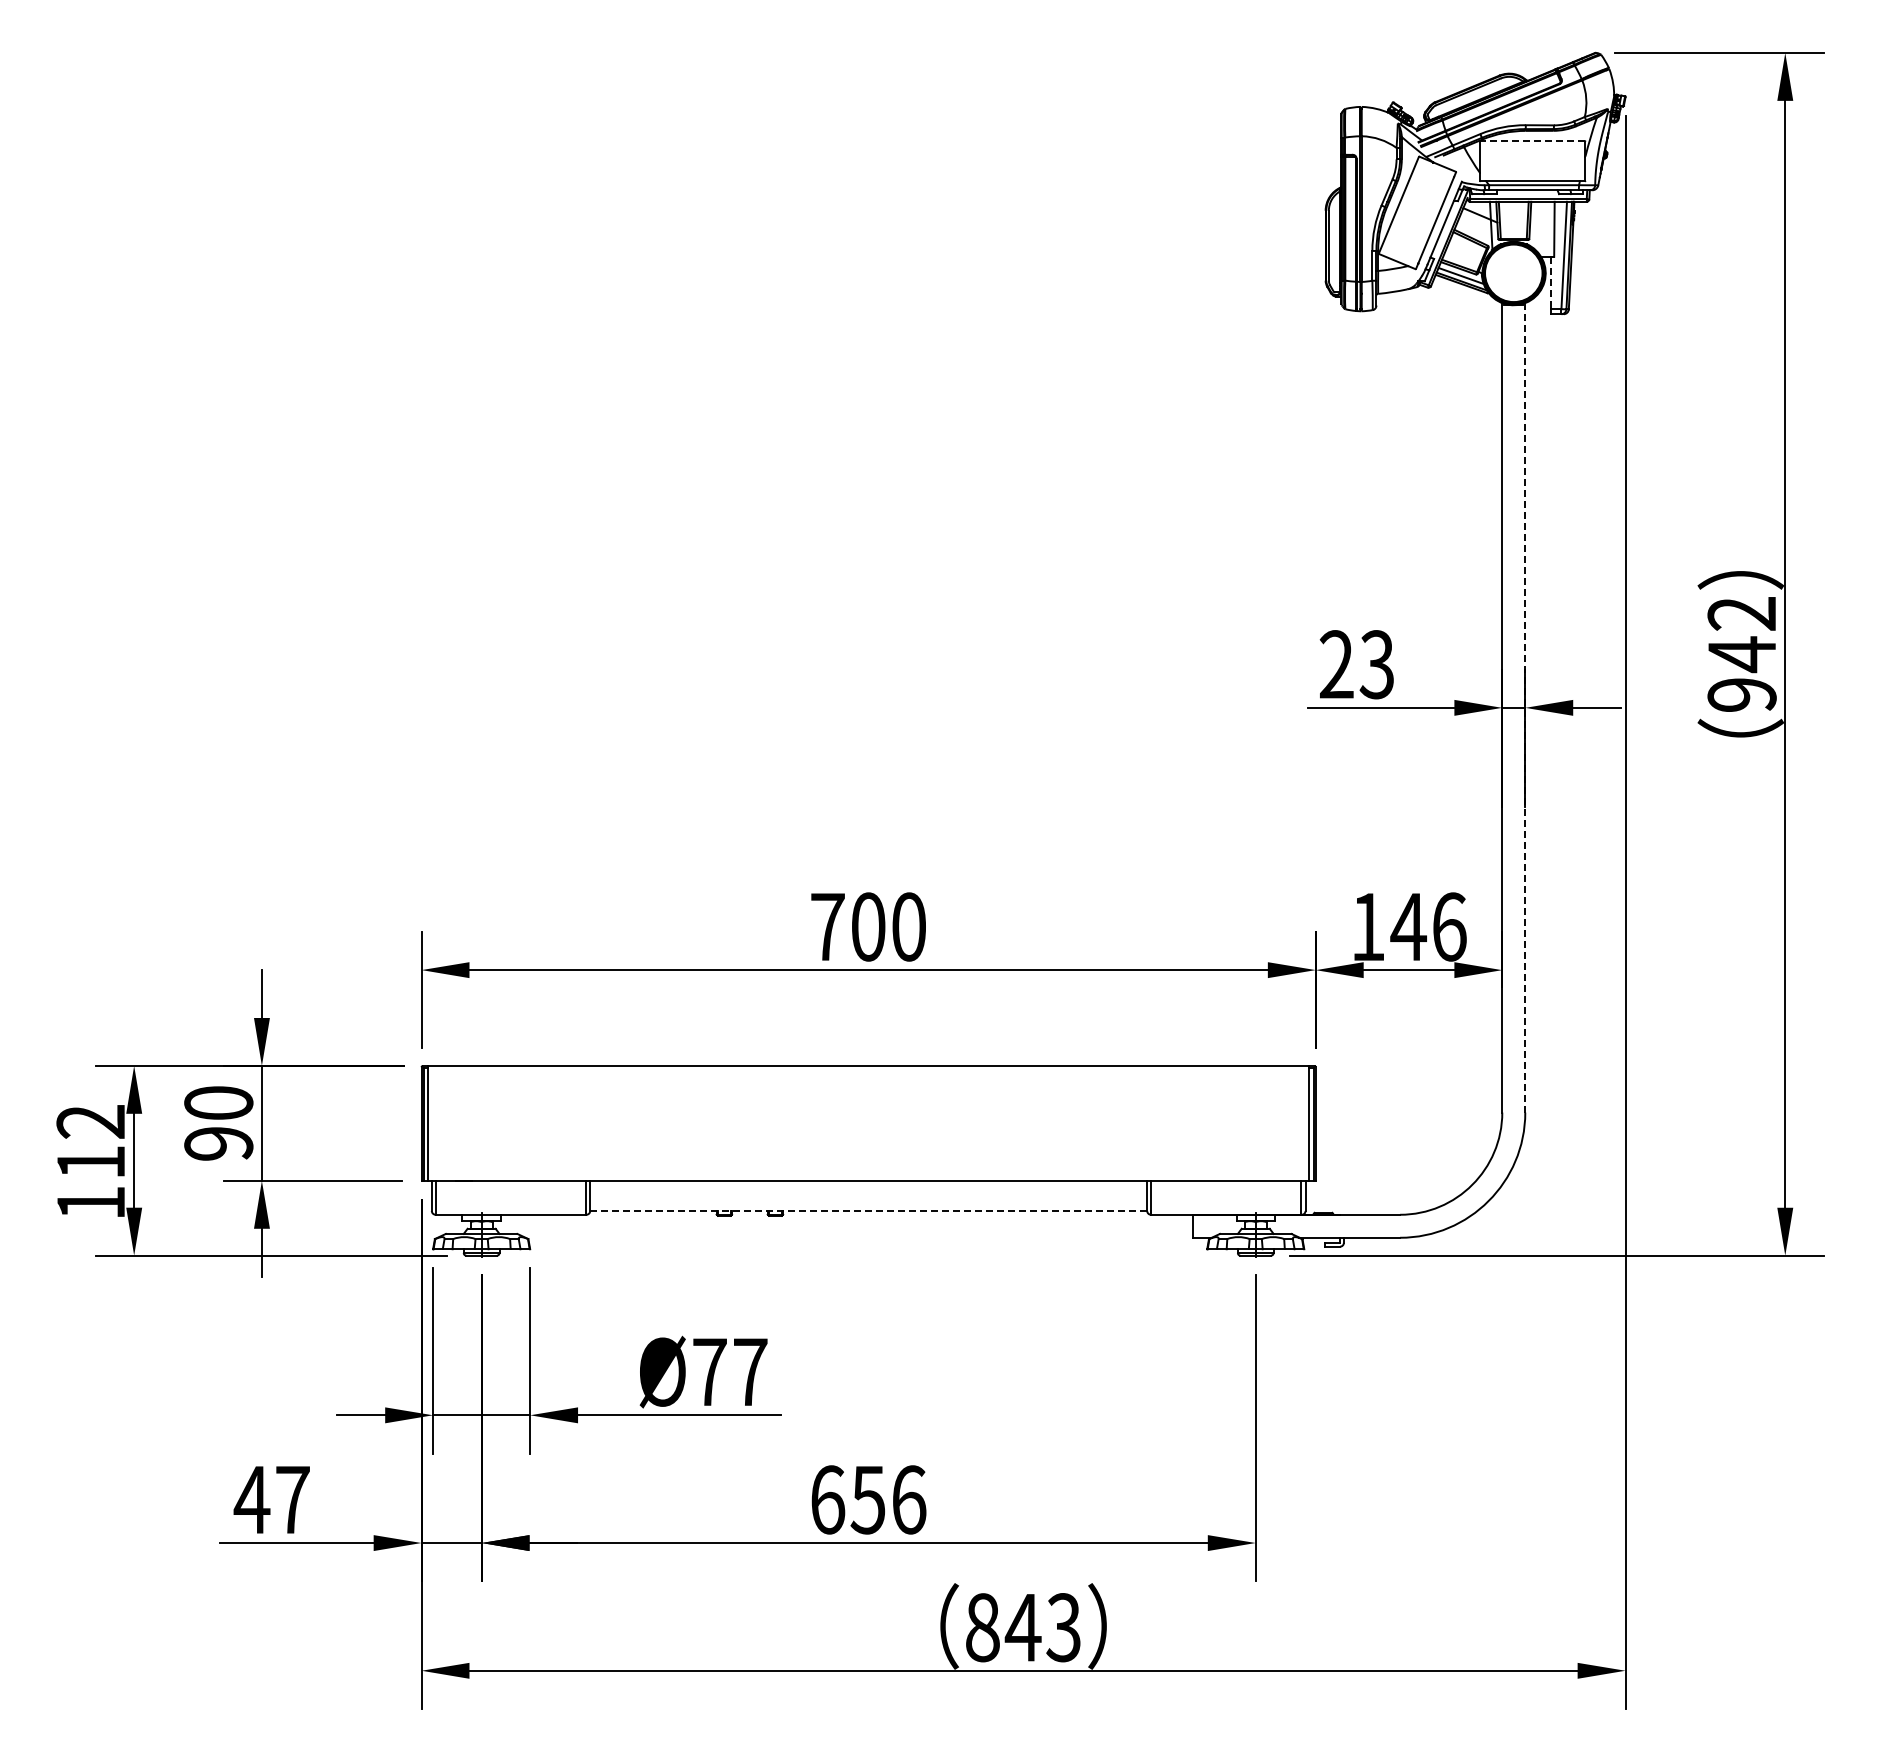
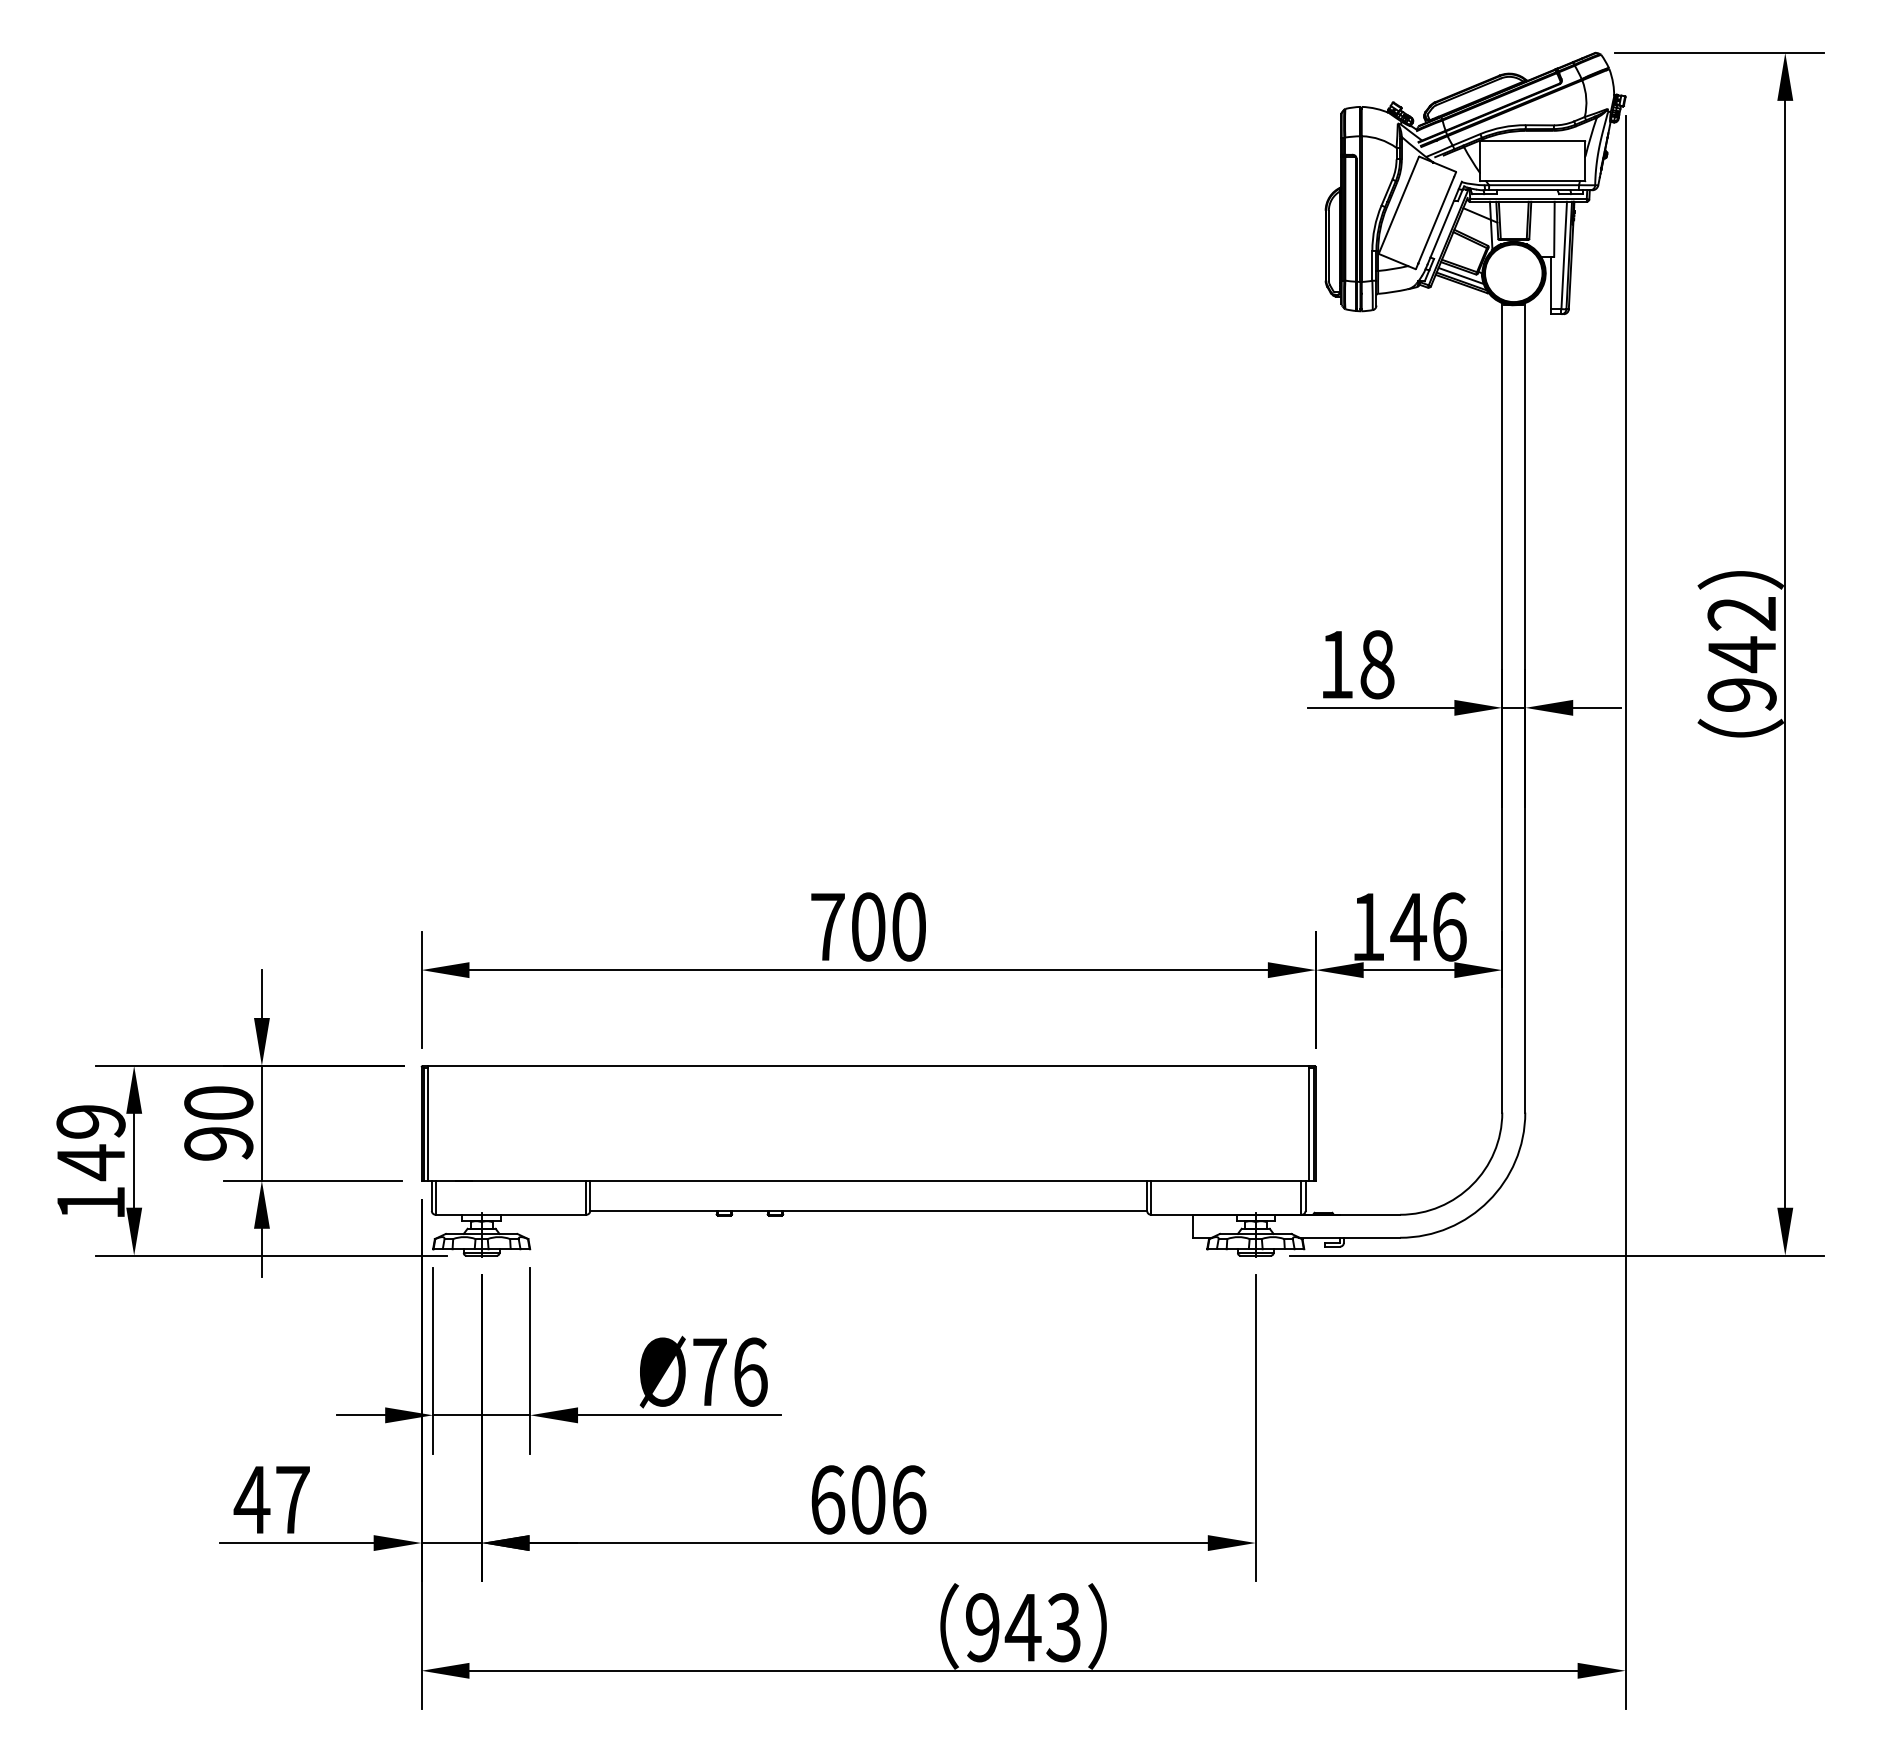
line: dashed -> solid (1532, 141)
line: dashed -> solid (1551, 283)
text: 23 -> 18 (1356, 664)
line: dashed -> solid (1525, 707)
text: 112 -> 149 (90, 1143)
line: dashed -> solid (868, 1210)
text: Ø77 -> Ø76 (750, 1371)
text: 656 -> 606 (867, 1499)
text: 843 -> 943 (982, 1627)
